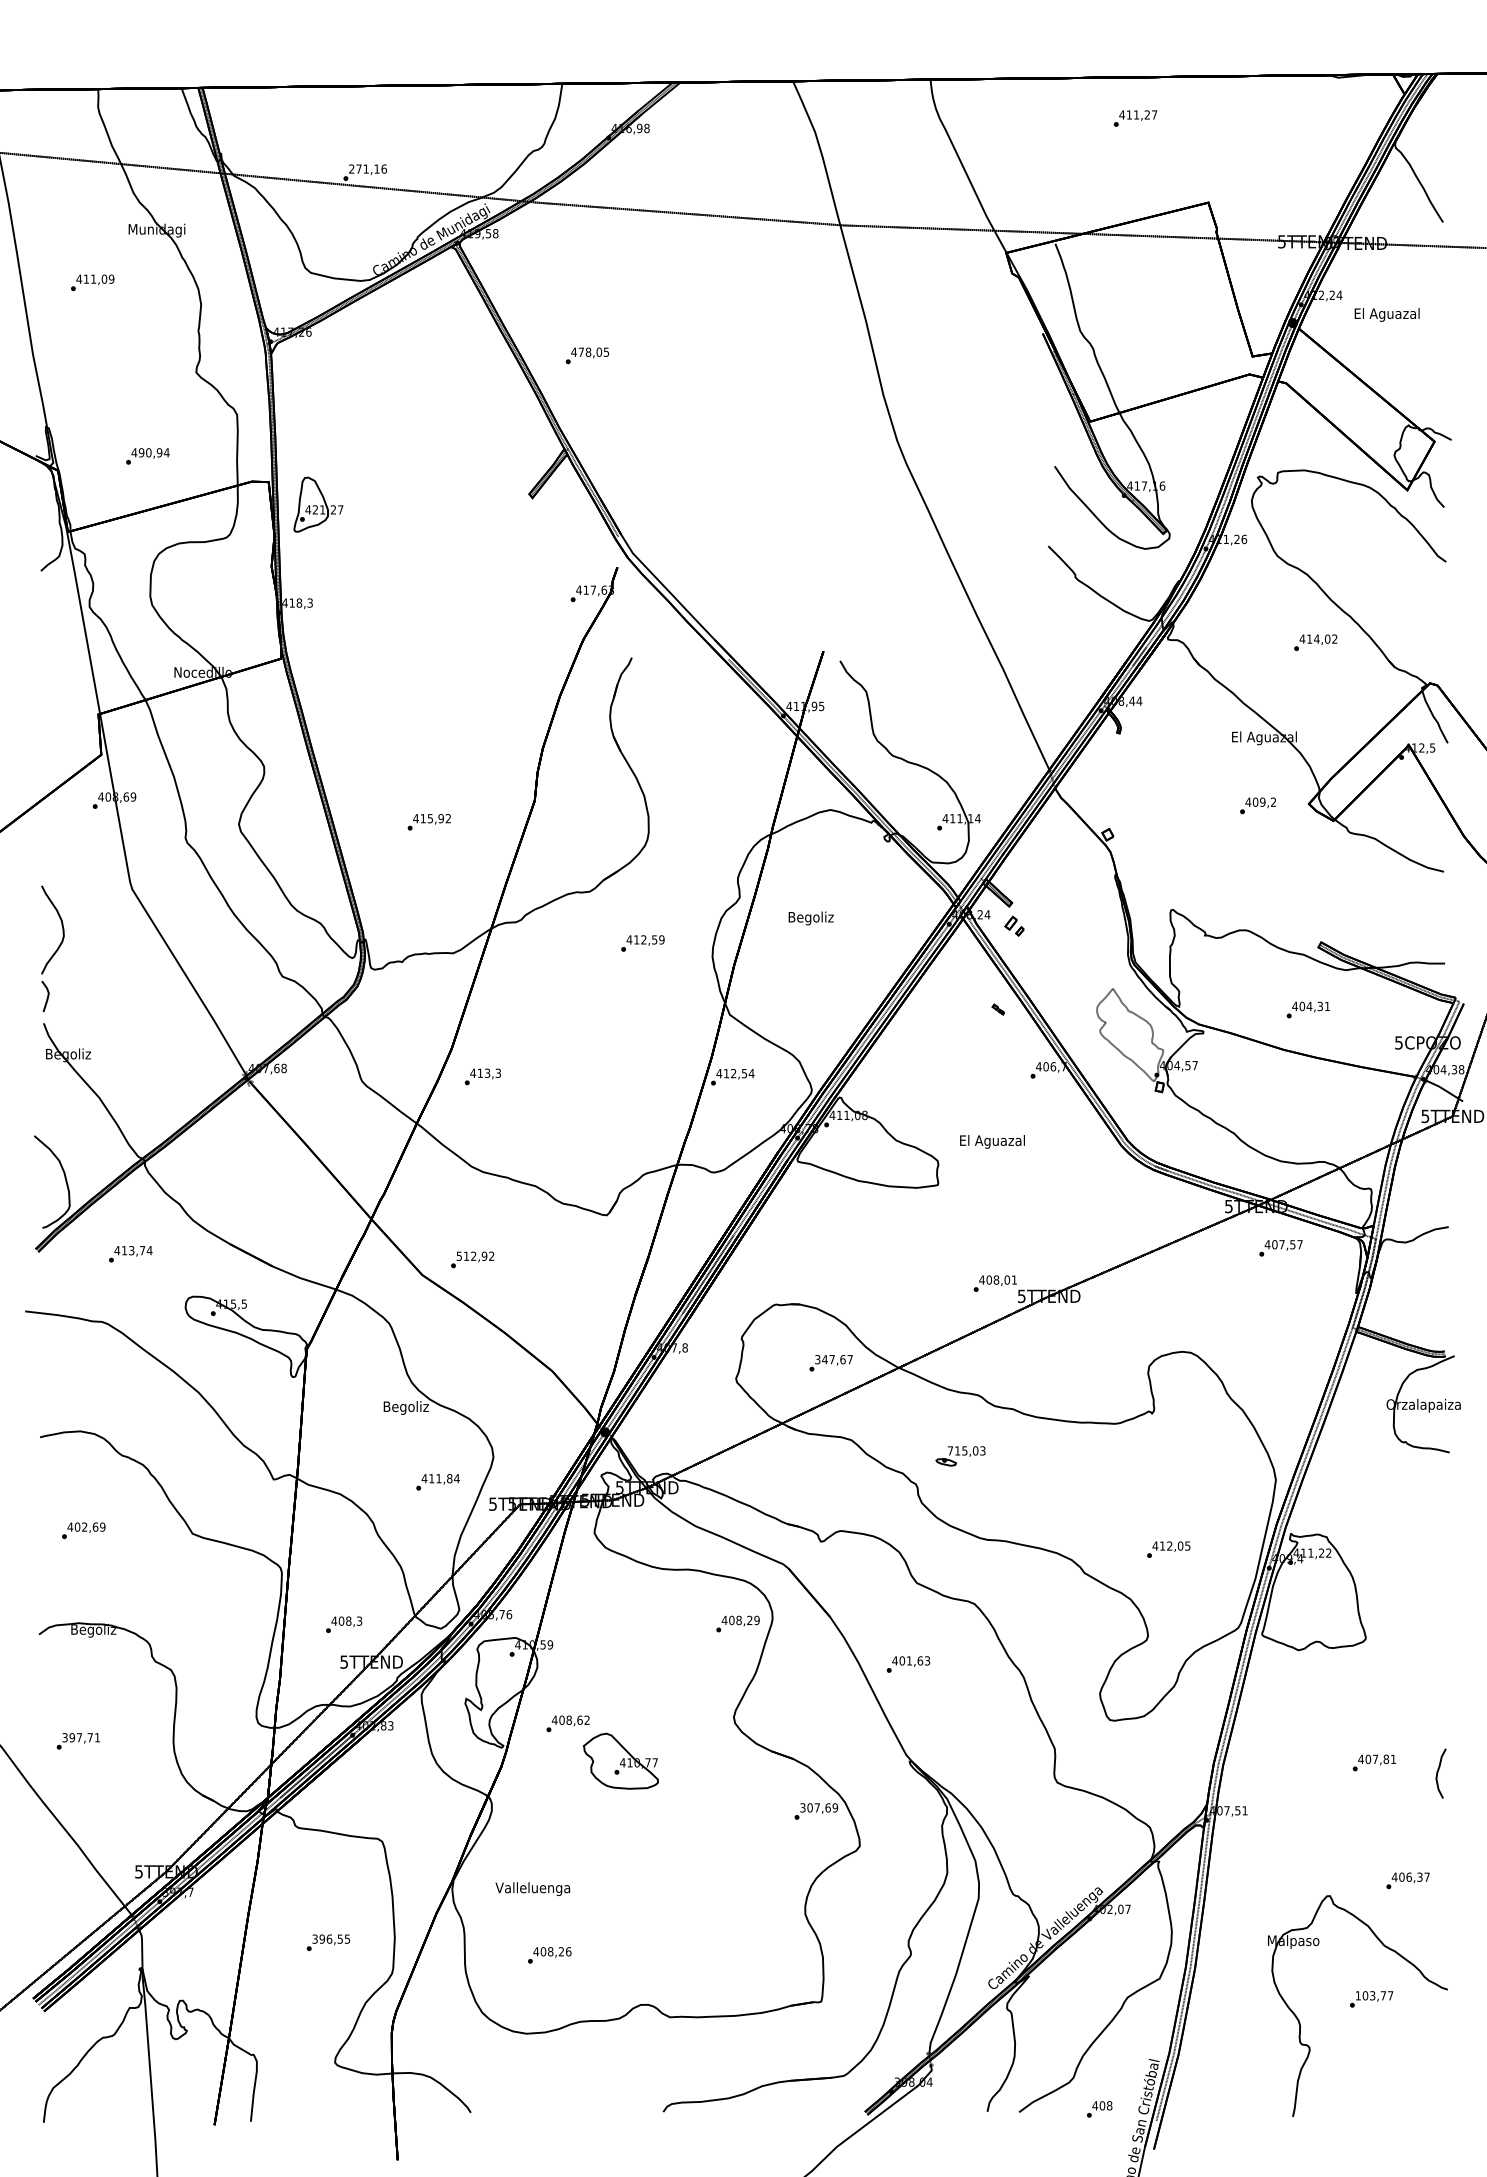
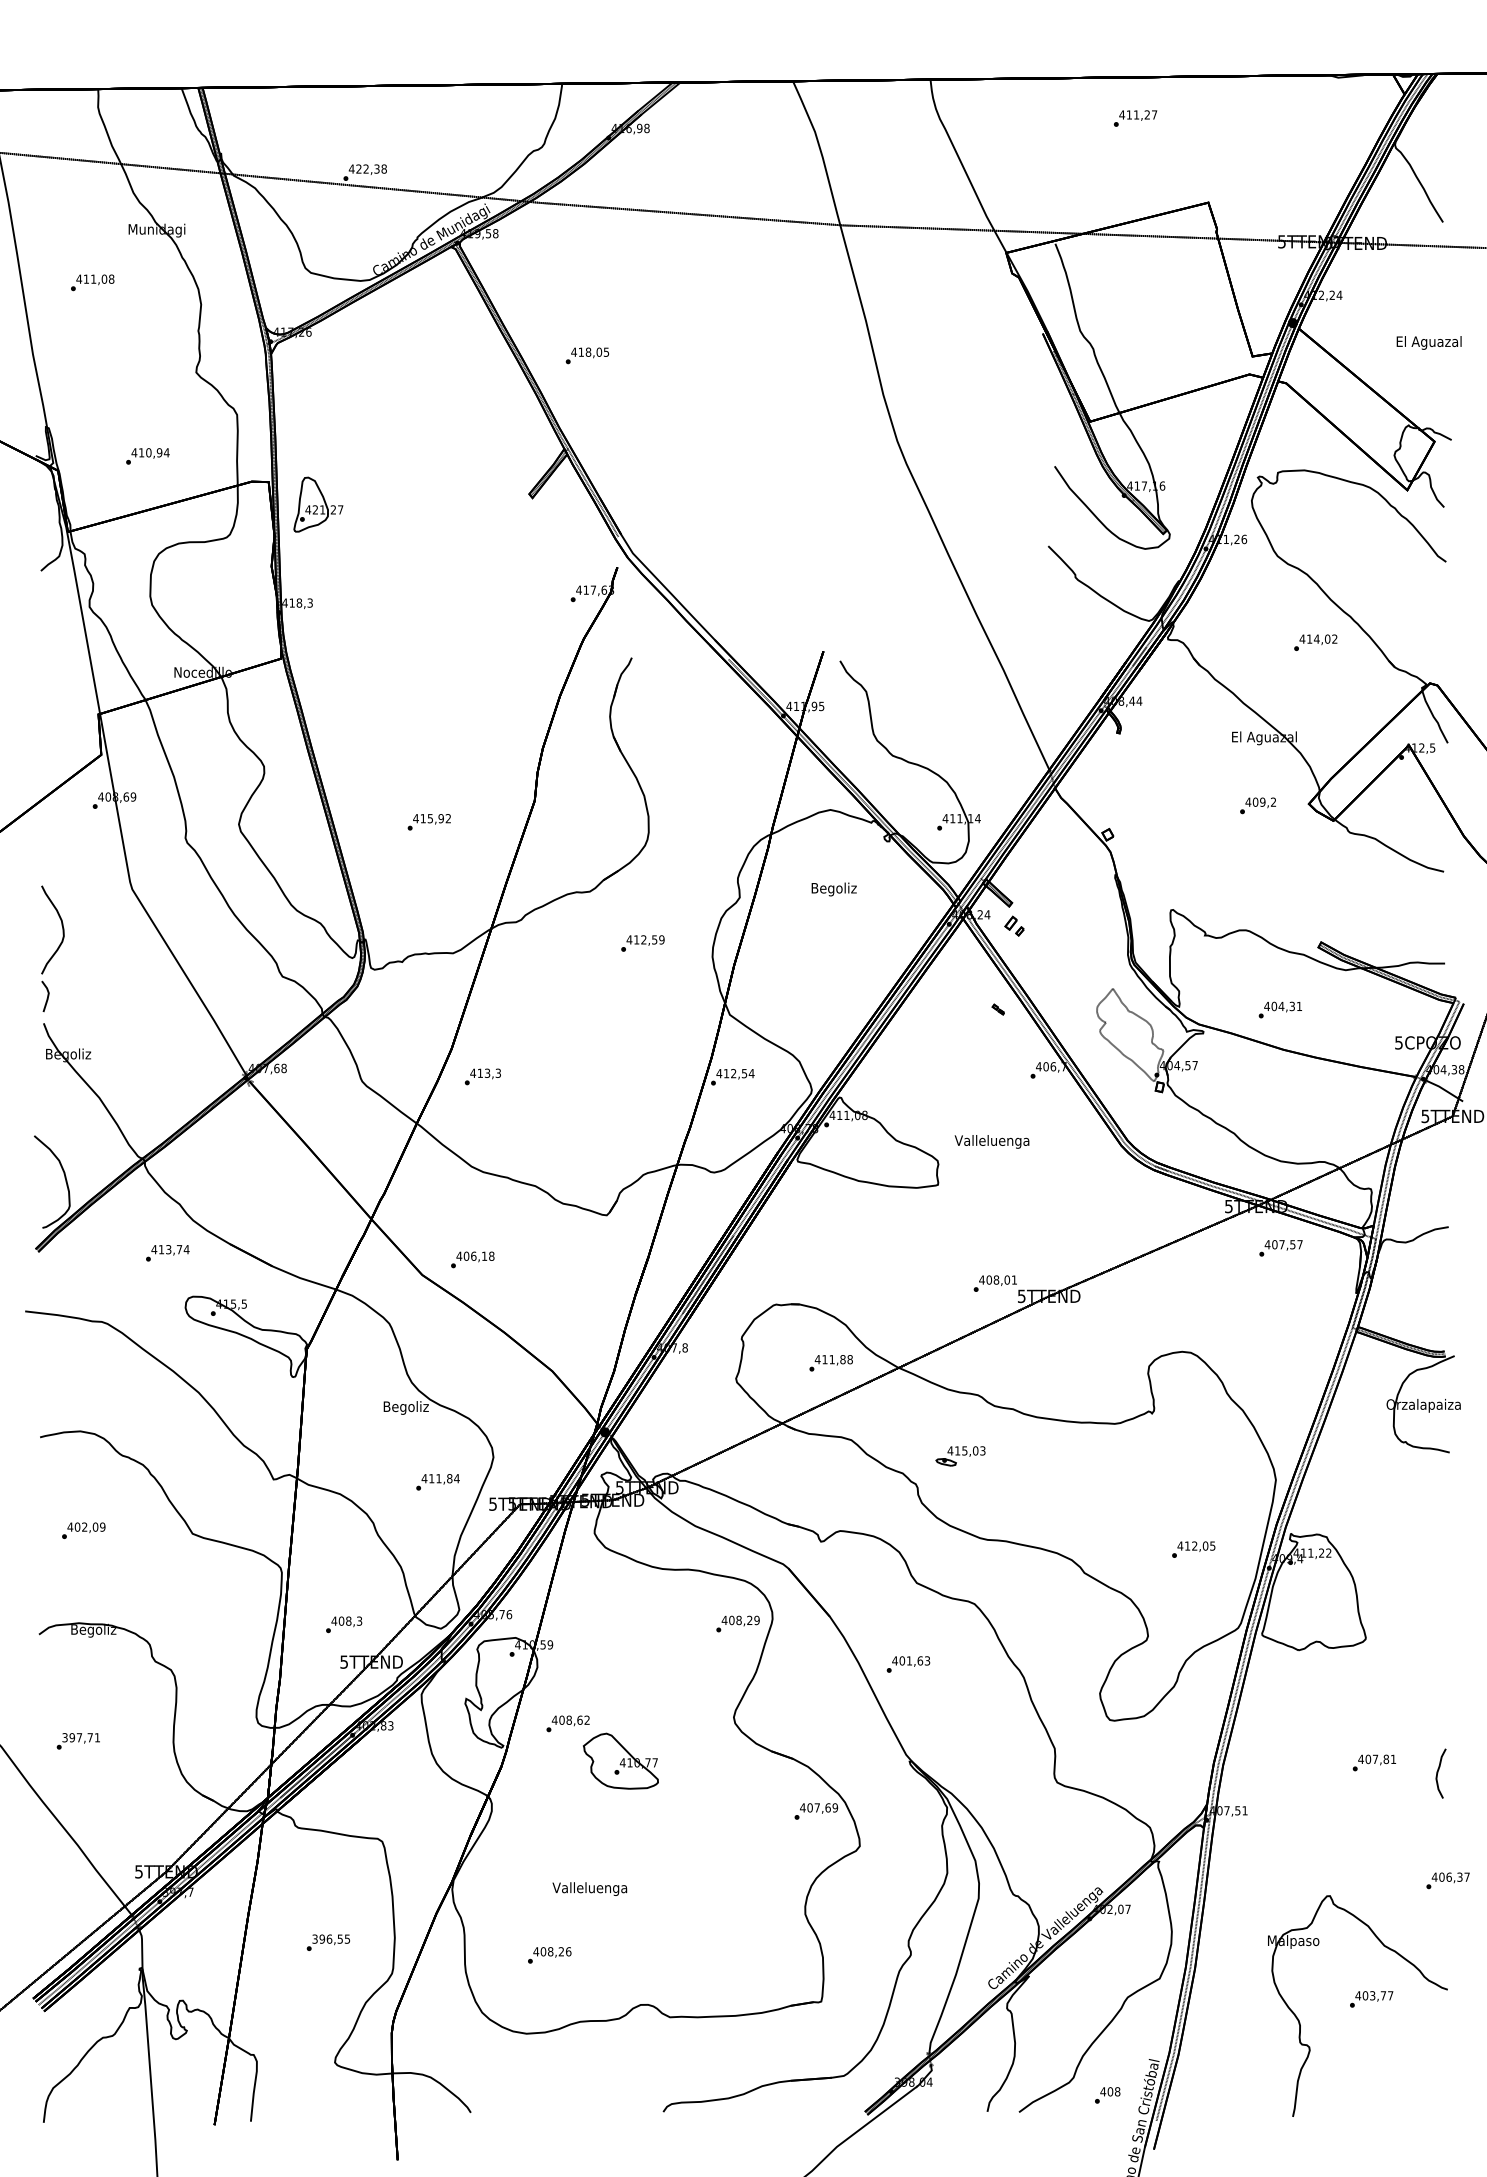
text: 271,16 -> 422,38 (367, 168)
text: 411,09 -> 411,08 (111, 278)
text position: (1386, 314) -> (1428, 342) (1428, 342)
text: 478,05 -> 418,05 (580, 351)
text: 490,94 -> 410,94 (141, 452)
text position: (810, 918) -> (833, 889) (833, 889)
text position: (1307, 1009) -> (1279, 1009) (1279, 1009)
text: El Aguazal -> Valleluenga (991, 1141)
text position: (130, 1254) -> (167, 1253) (167, 1253)
text: 512,92 -> 406,18 (475, 1255)
text: 347,67 -> 411,88 (833, 1359)
text: 715,03 -> 415,03 (950, 1450)
text: 402,69 -> 402,09 (95, 1526)
text position: (1168, 1549) -> (1193, 1549) (1193, 1549)
text: 307,69 -> 407,69 (802, 1807)
text position: (1407, 1880) -> (1447, 1880) (1447, 1880)
text position: (532, 1888) -> (589, 1888) (589, 1888)
text: 103,77 -> 403,77 (1358, 1995)
text position: (1099, 2109) -> (1107, 2095) (1107, 2095)
